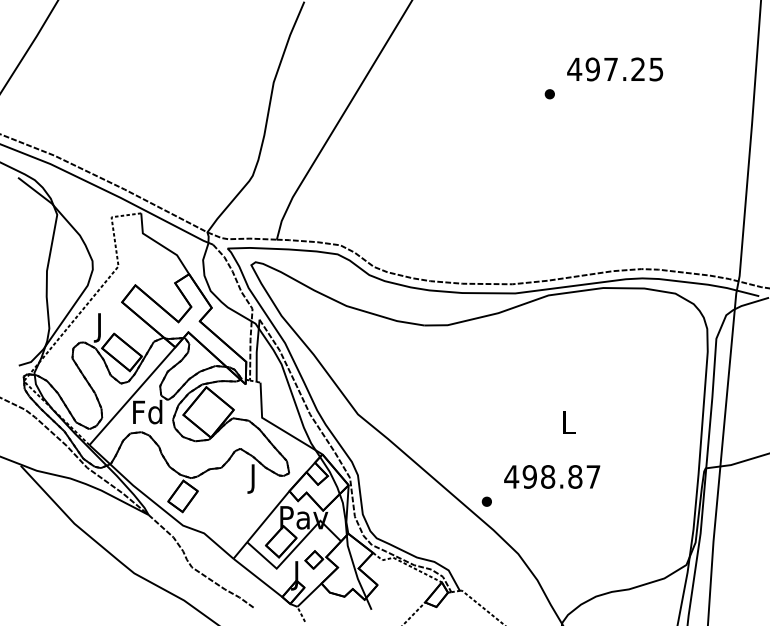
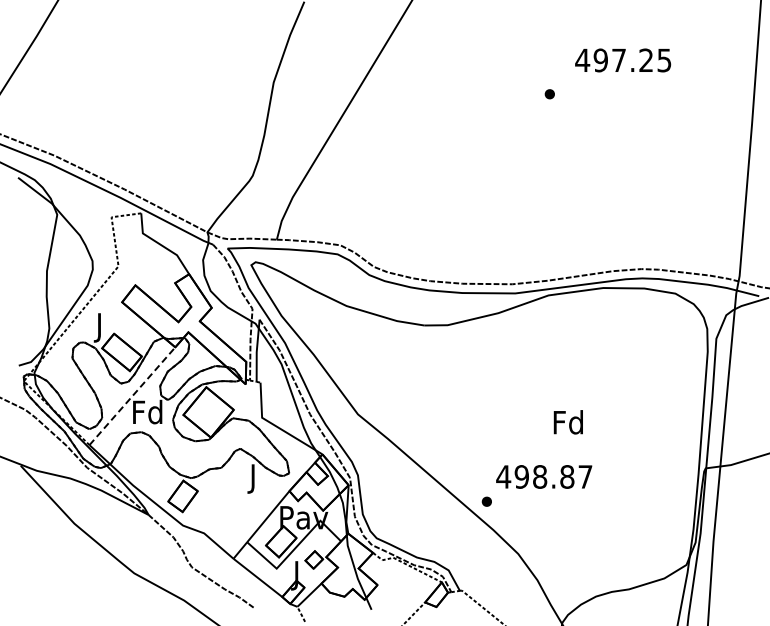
text position: (615, 69) -> (623, 60) (623, 60)
line: solid -> dashed (132, 395)
text: L -> Fd (567, 422)
text position: (552, 476) -> (544, 476) (544, 476)
